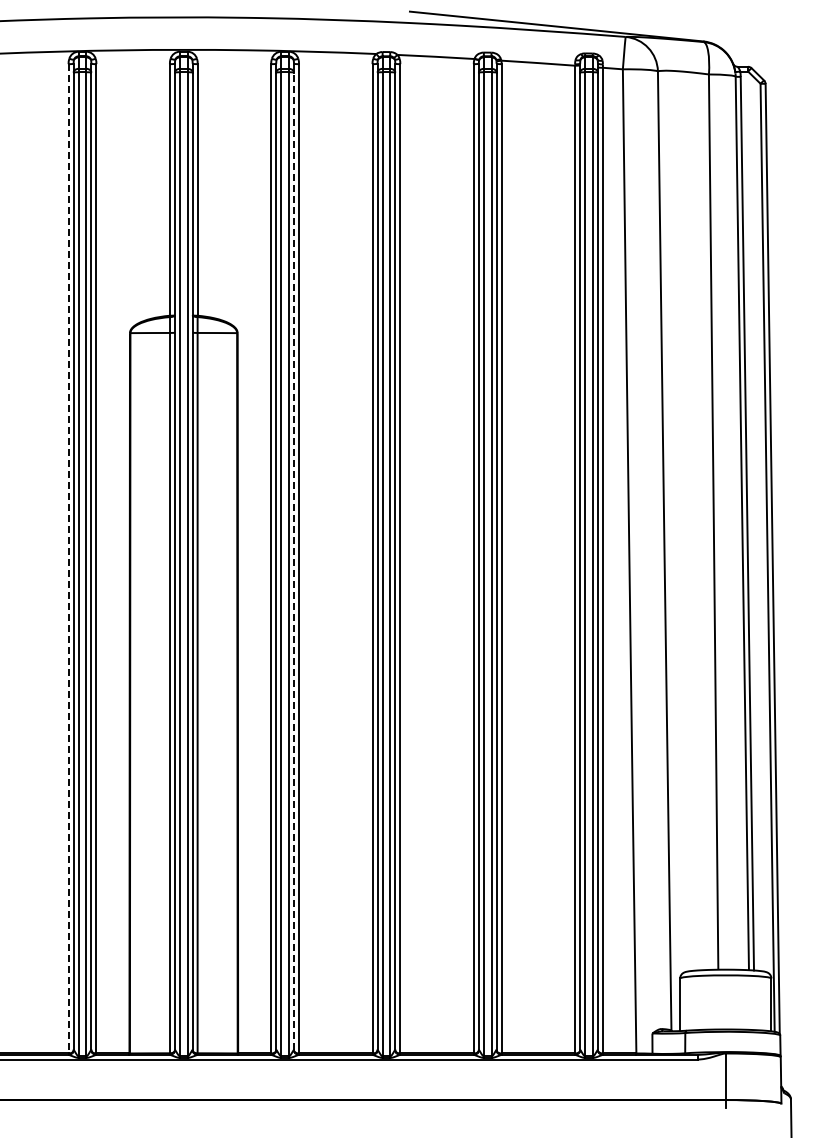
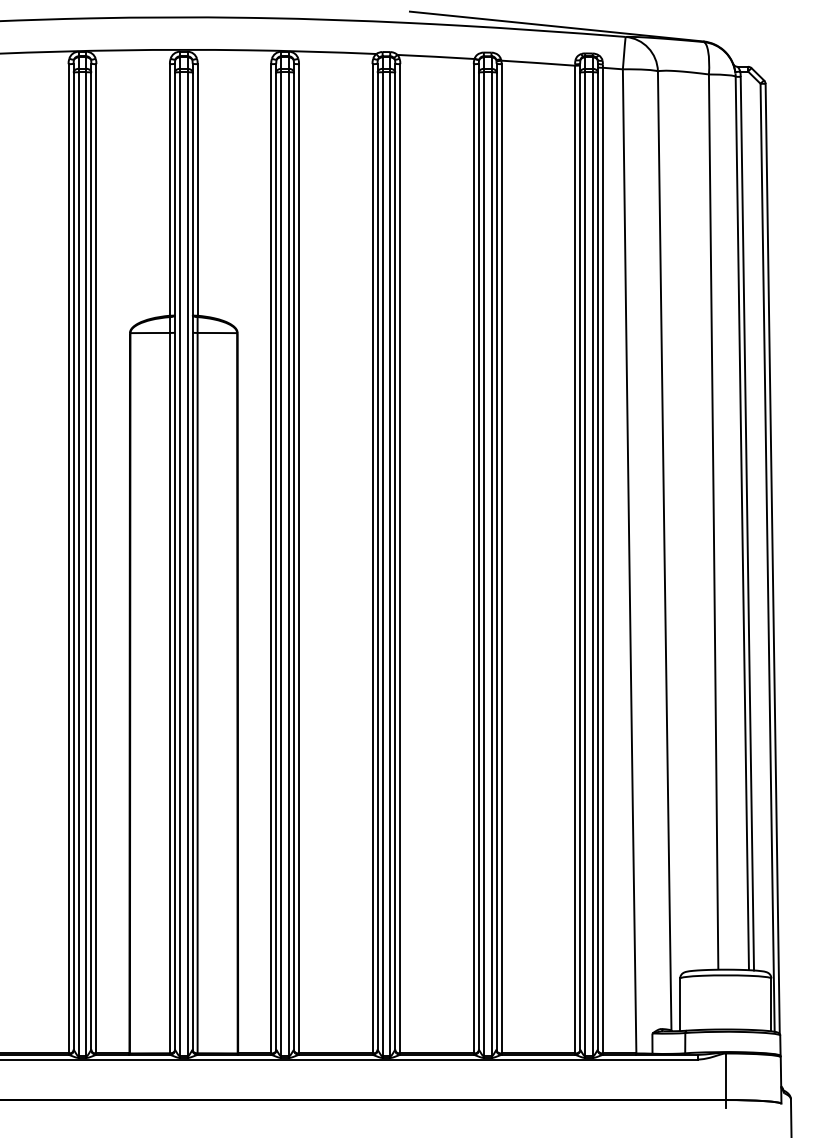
line: dashed -> solid (68, 558)
line: dashed -> solid (293, 561)
